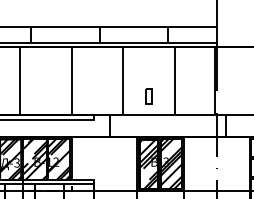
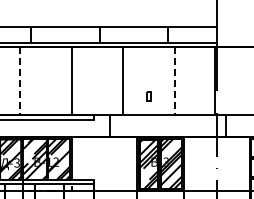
line: solid -> dashed (20, 81)
line: solid -> dashed (174, 81)
part size: 8x17 px -> 6x11 px (148, 96)
